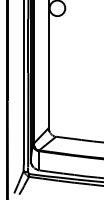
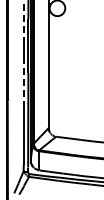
line: solid -> dashed (23, 22)
line: solid -> dashed (23, 84)
